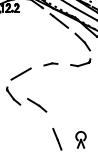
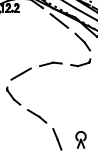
part size: 16x5 px -> 24x7 px (50, 64)
line position: (37, 105) -> (37, 116) (37, 116)
